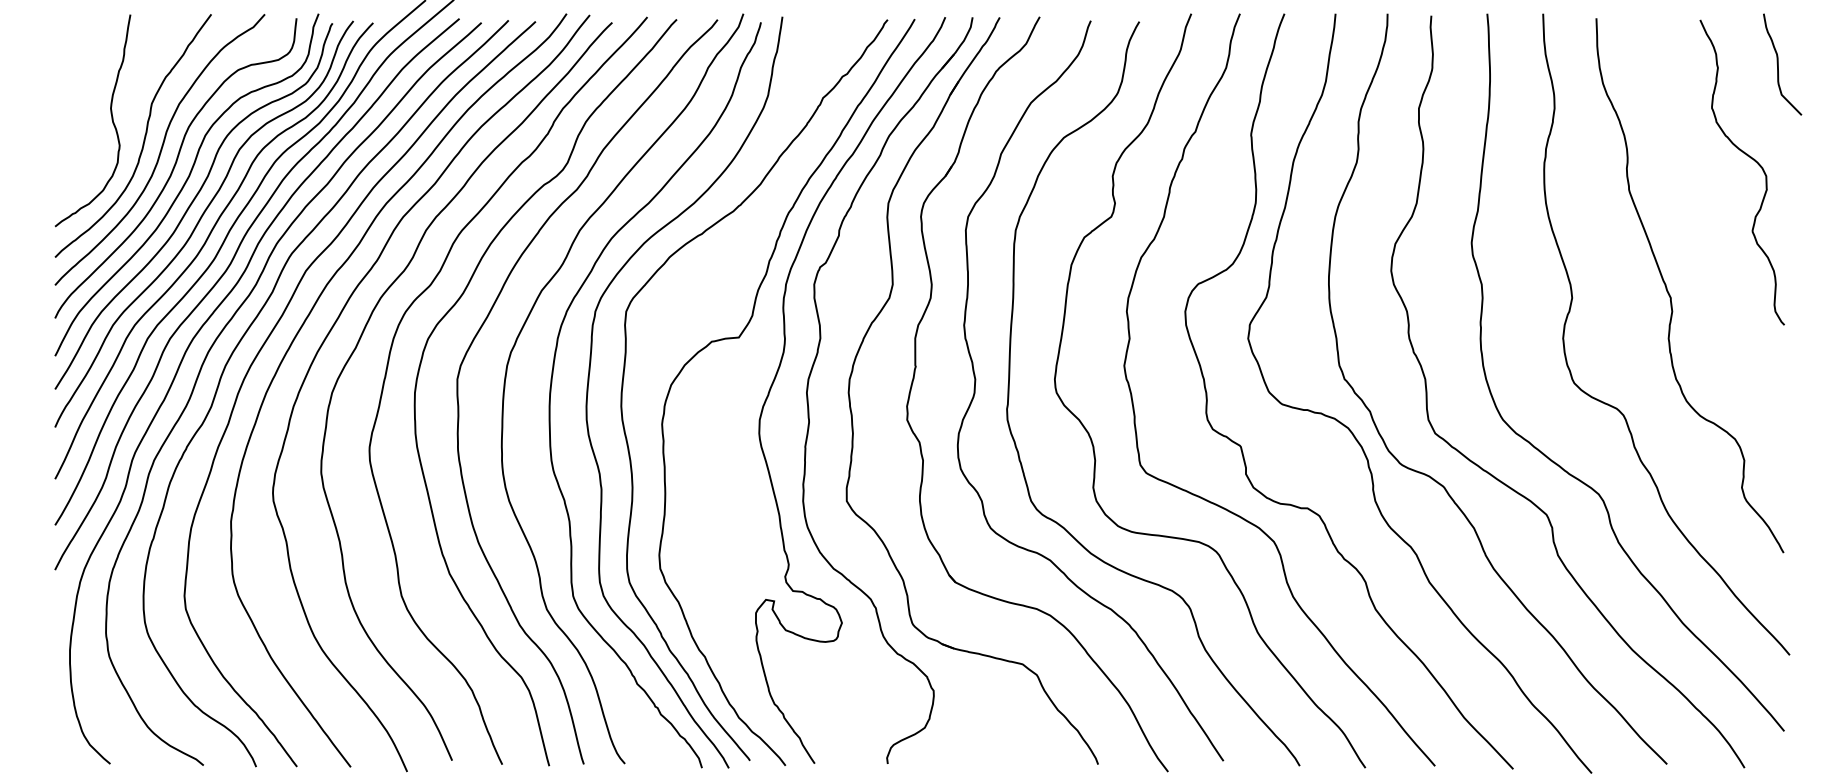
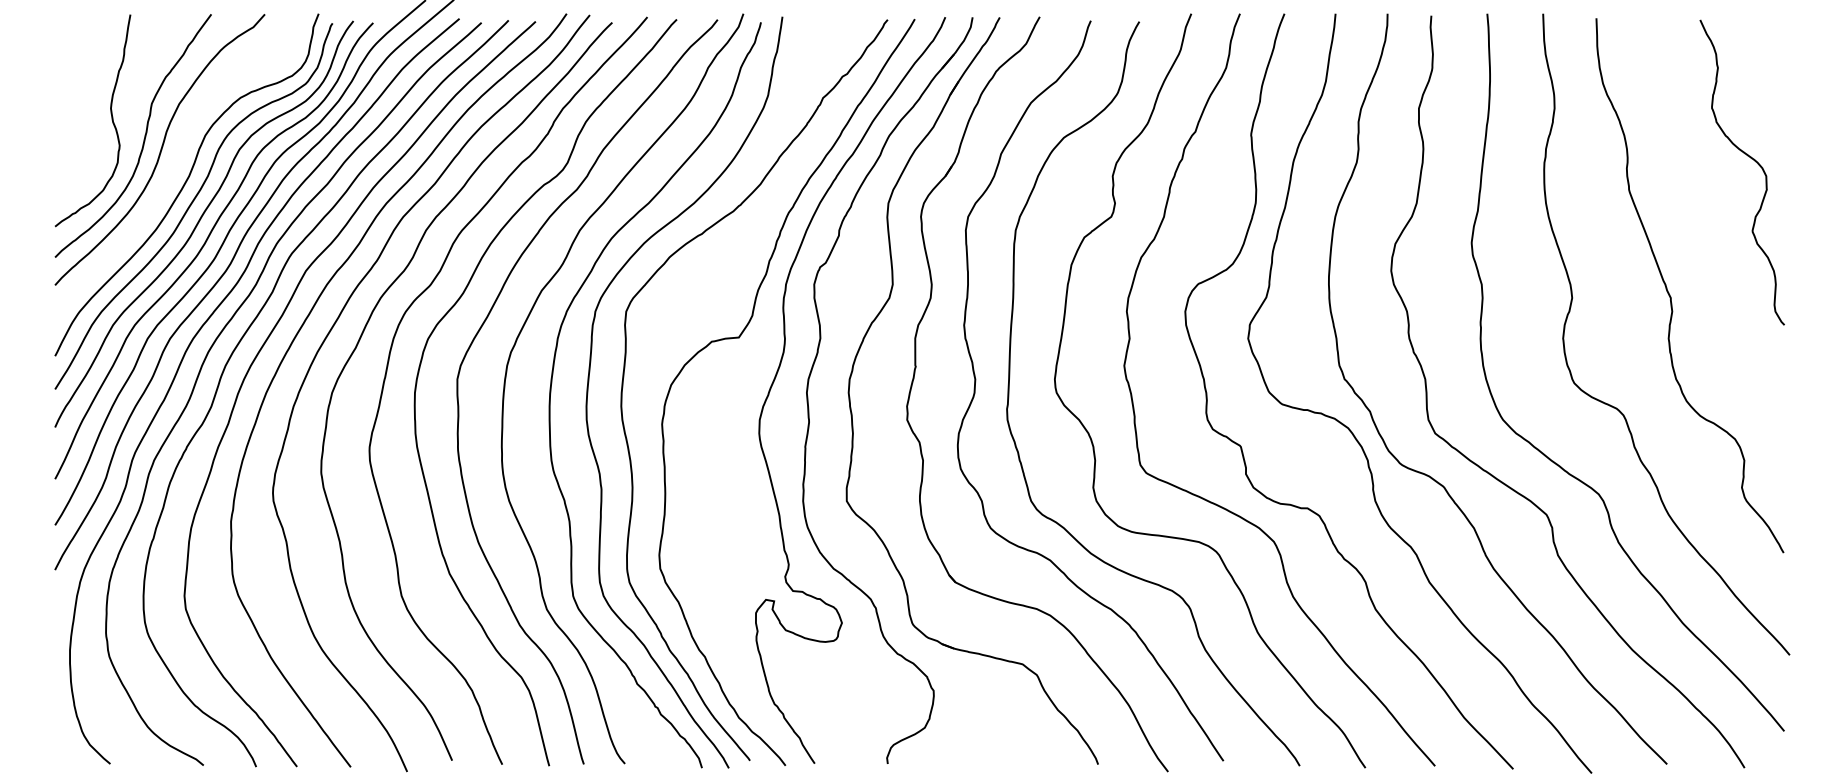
curve: present -> none (1778, 64)
curve: present -> none (174, 168)
